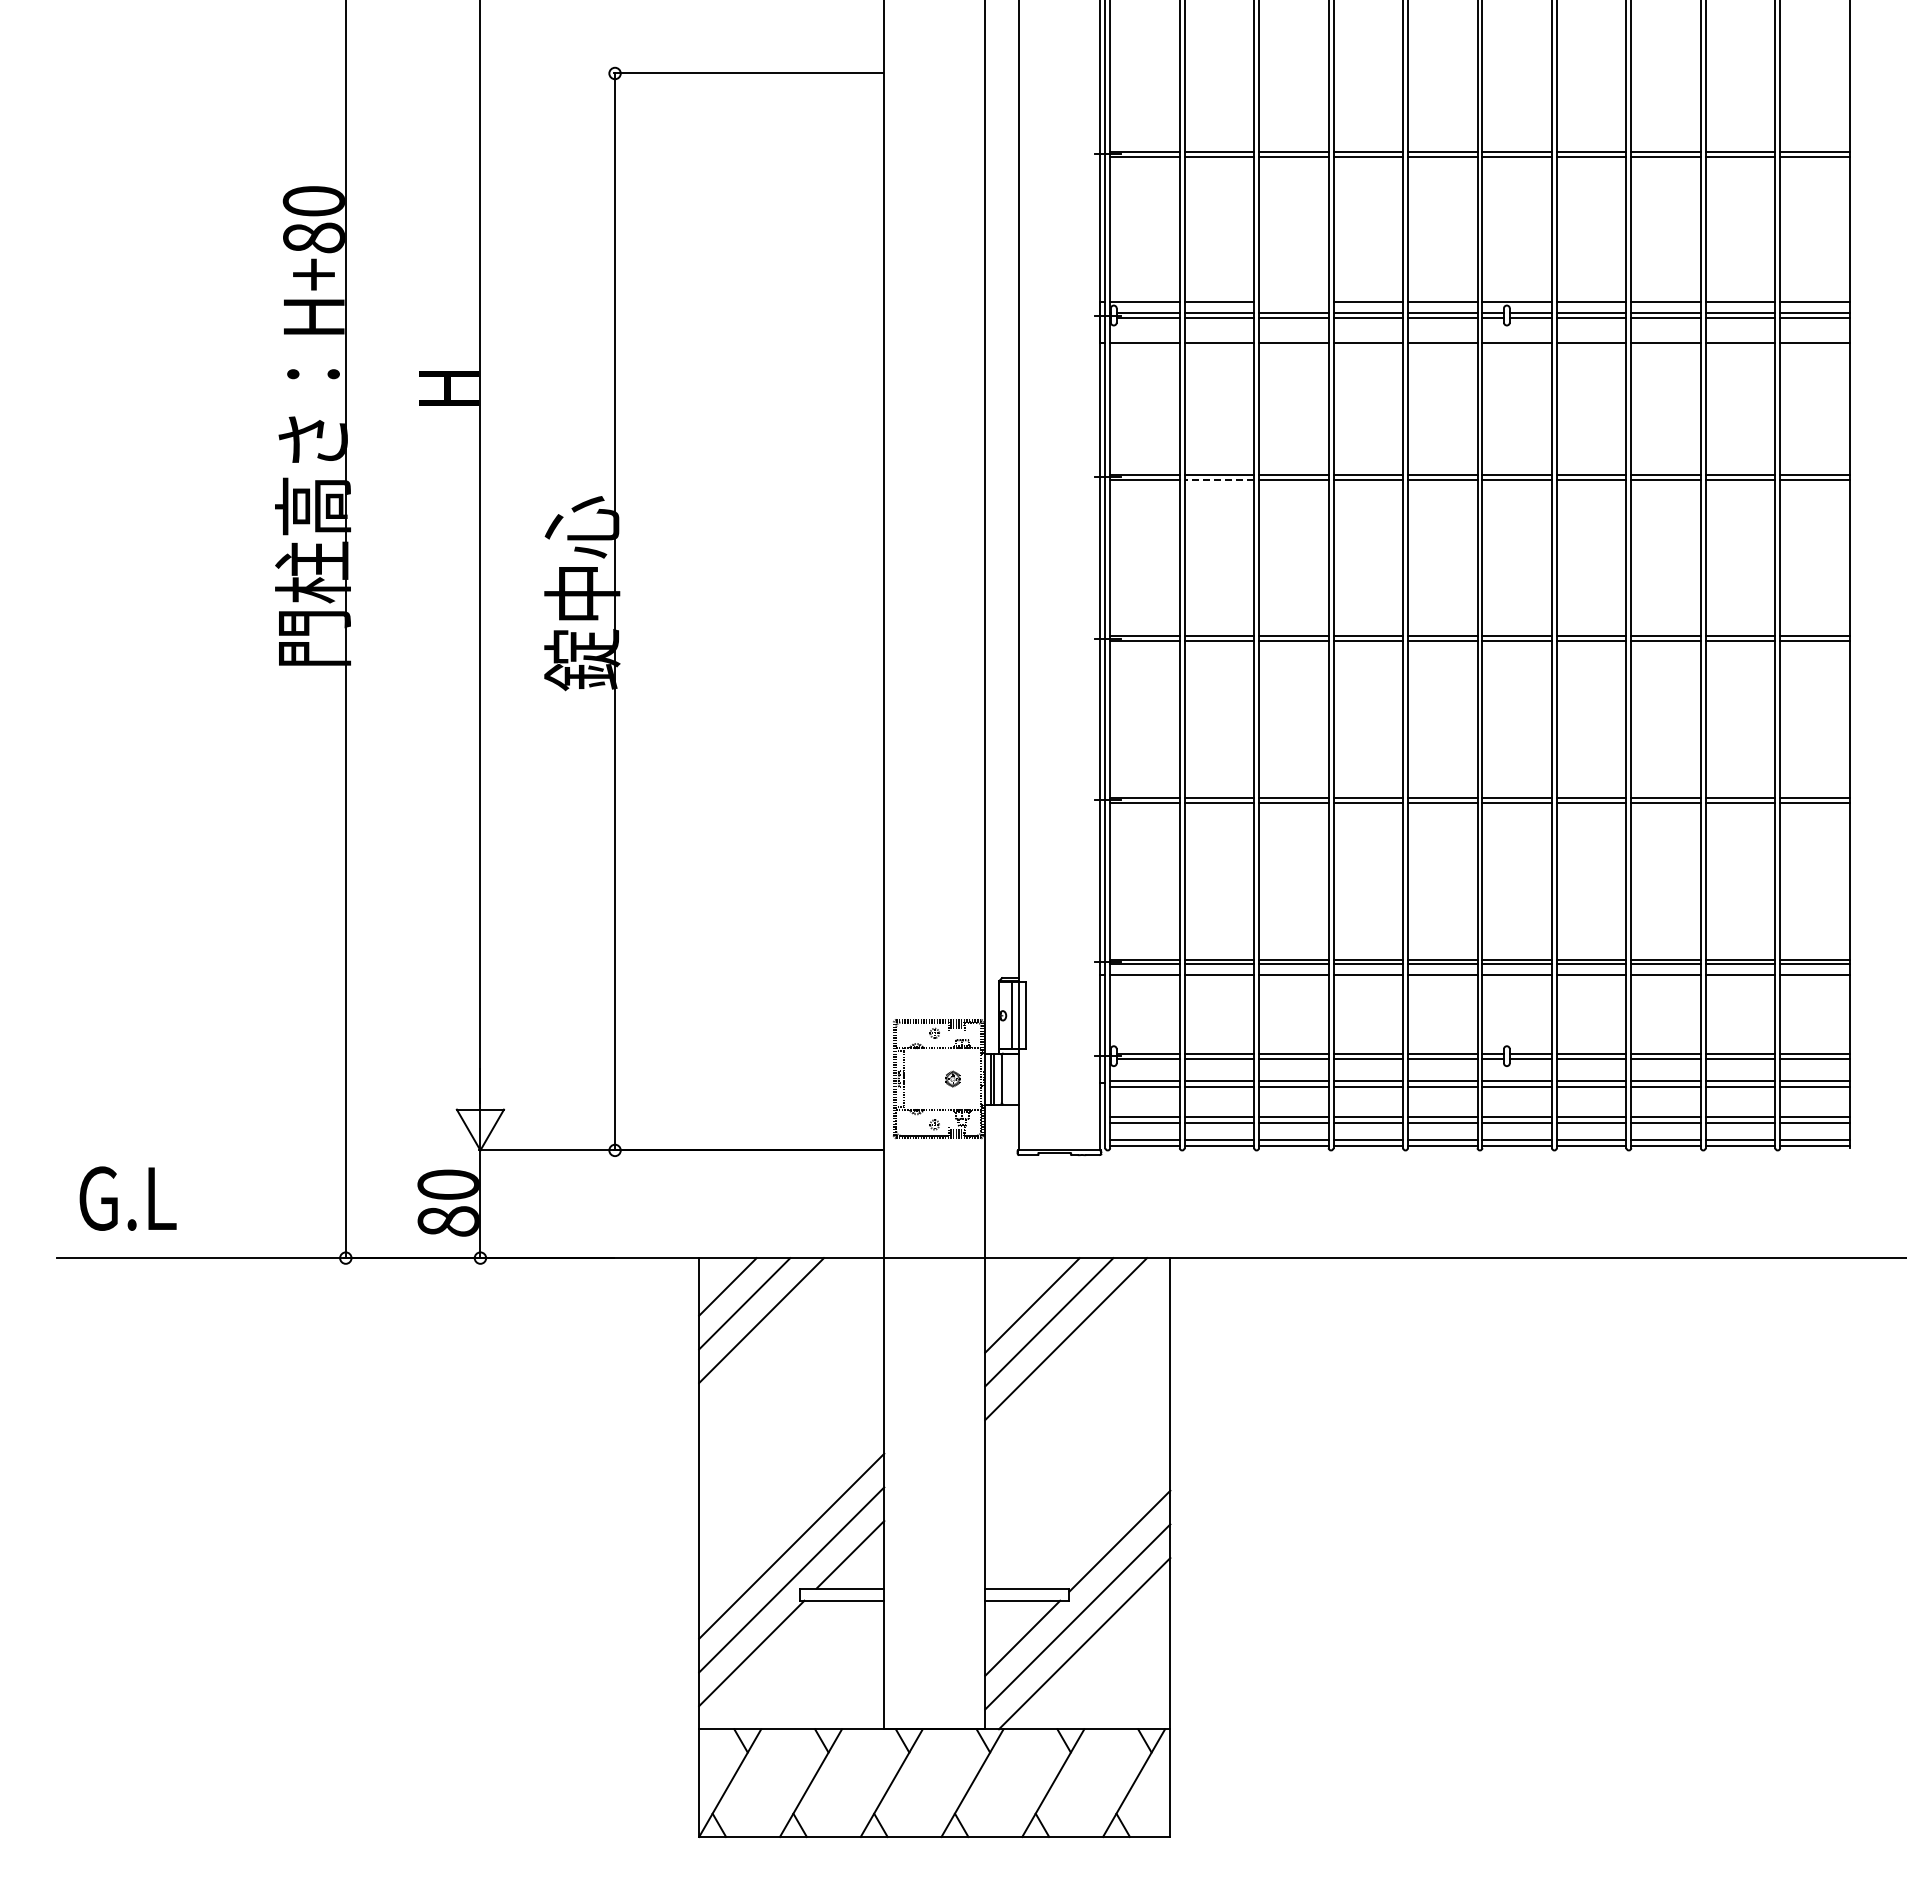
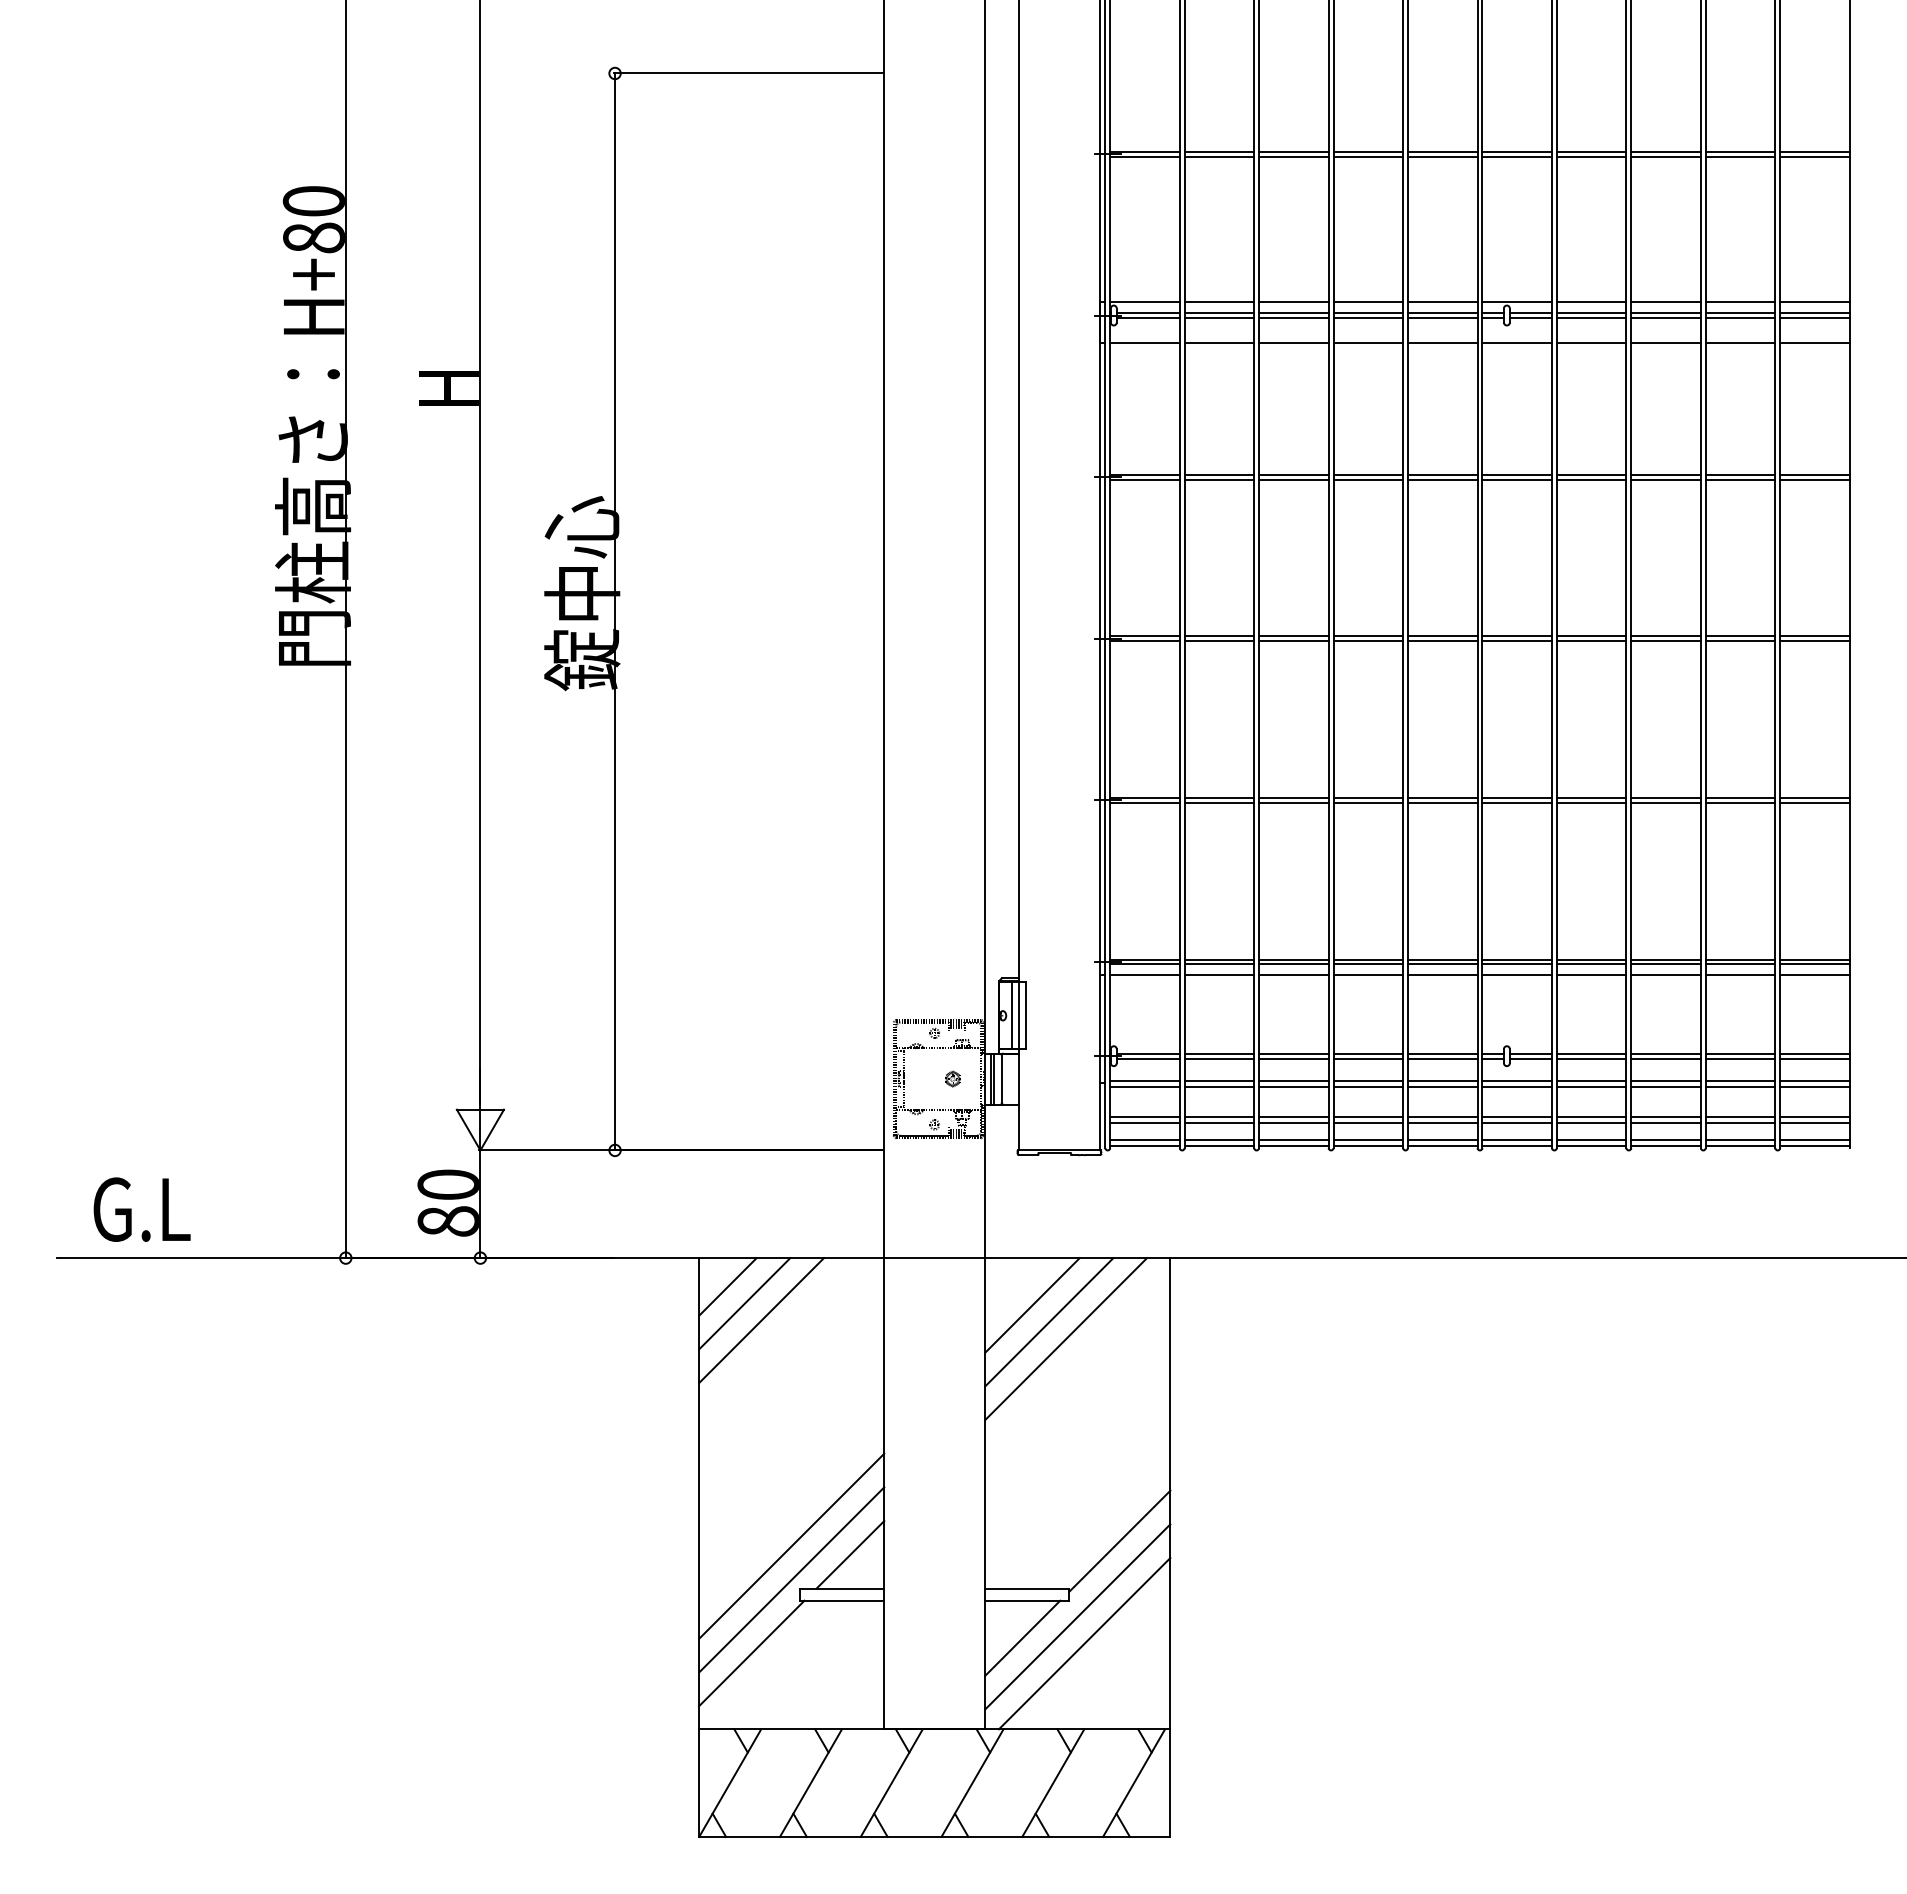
line: none -> present (1293, 302)
line: dashed -> solid (1219, 479)
text position: (127, 1198) -> (141, 1209) (141, 1209)
